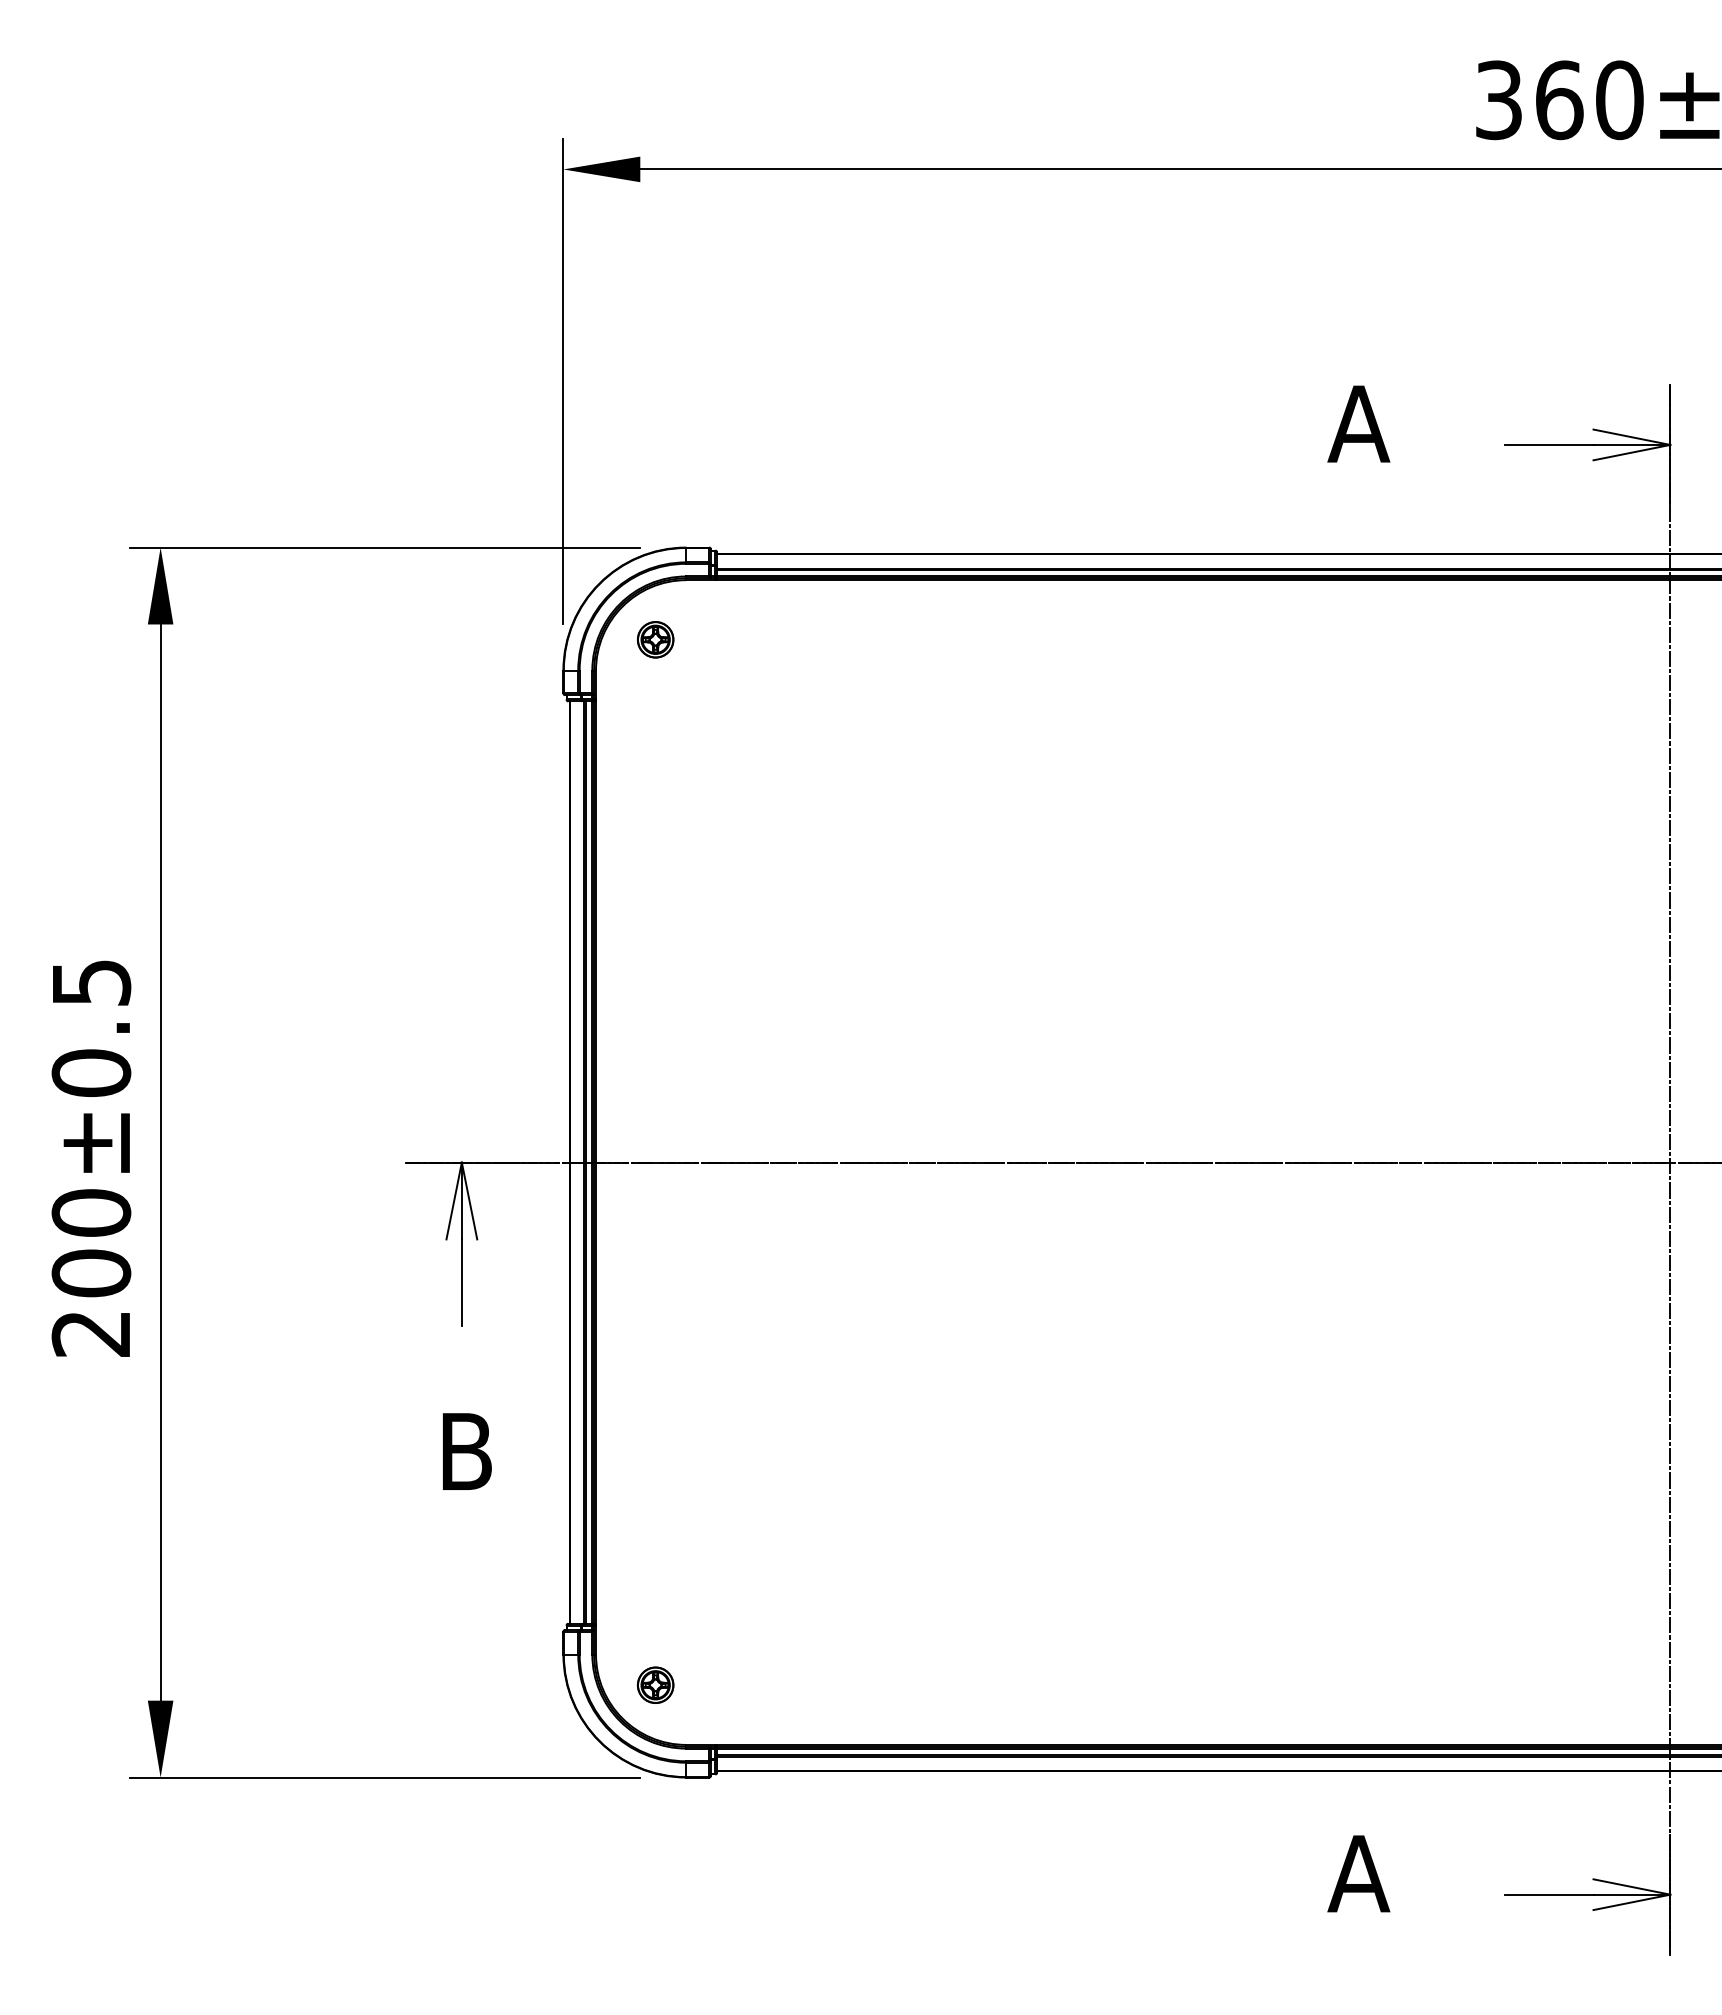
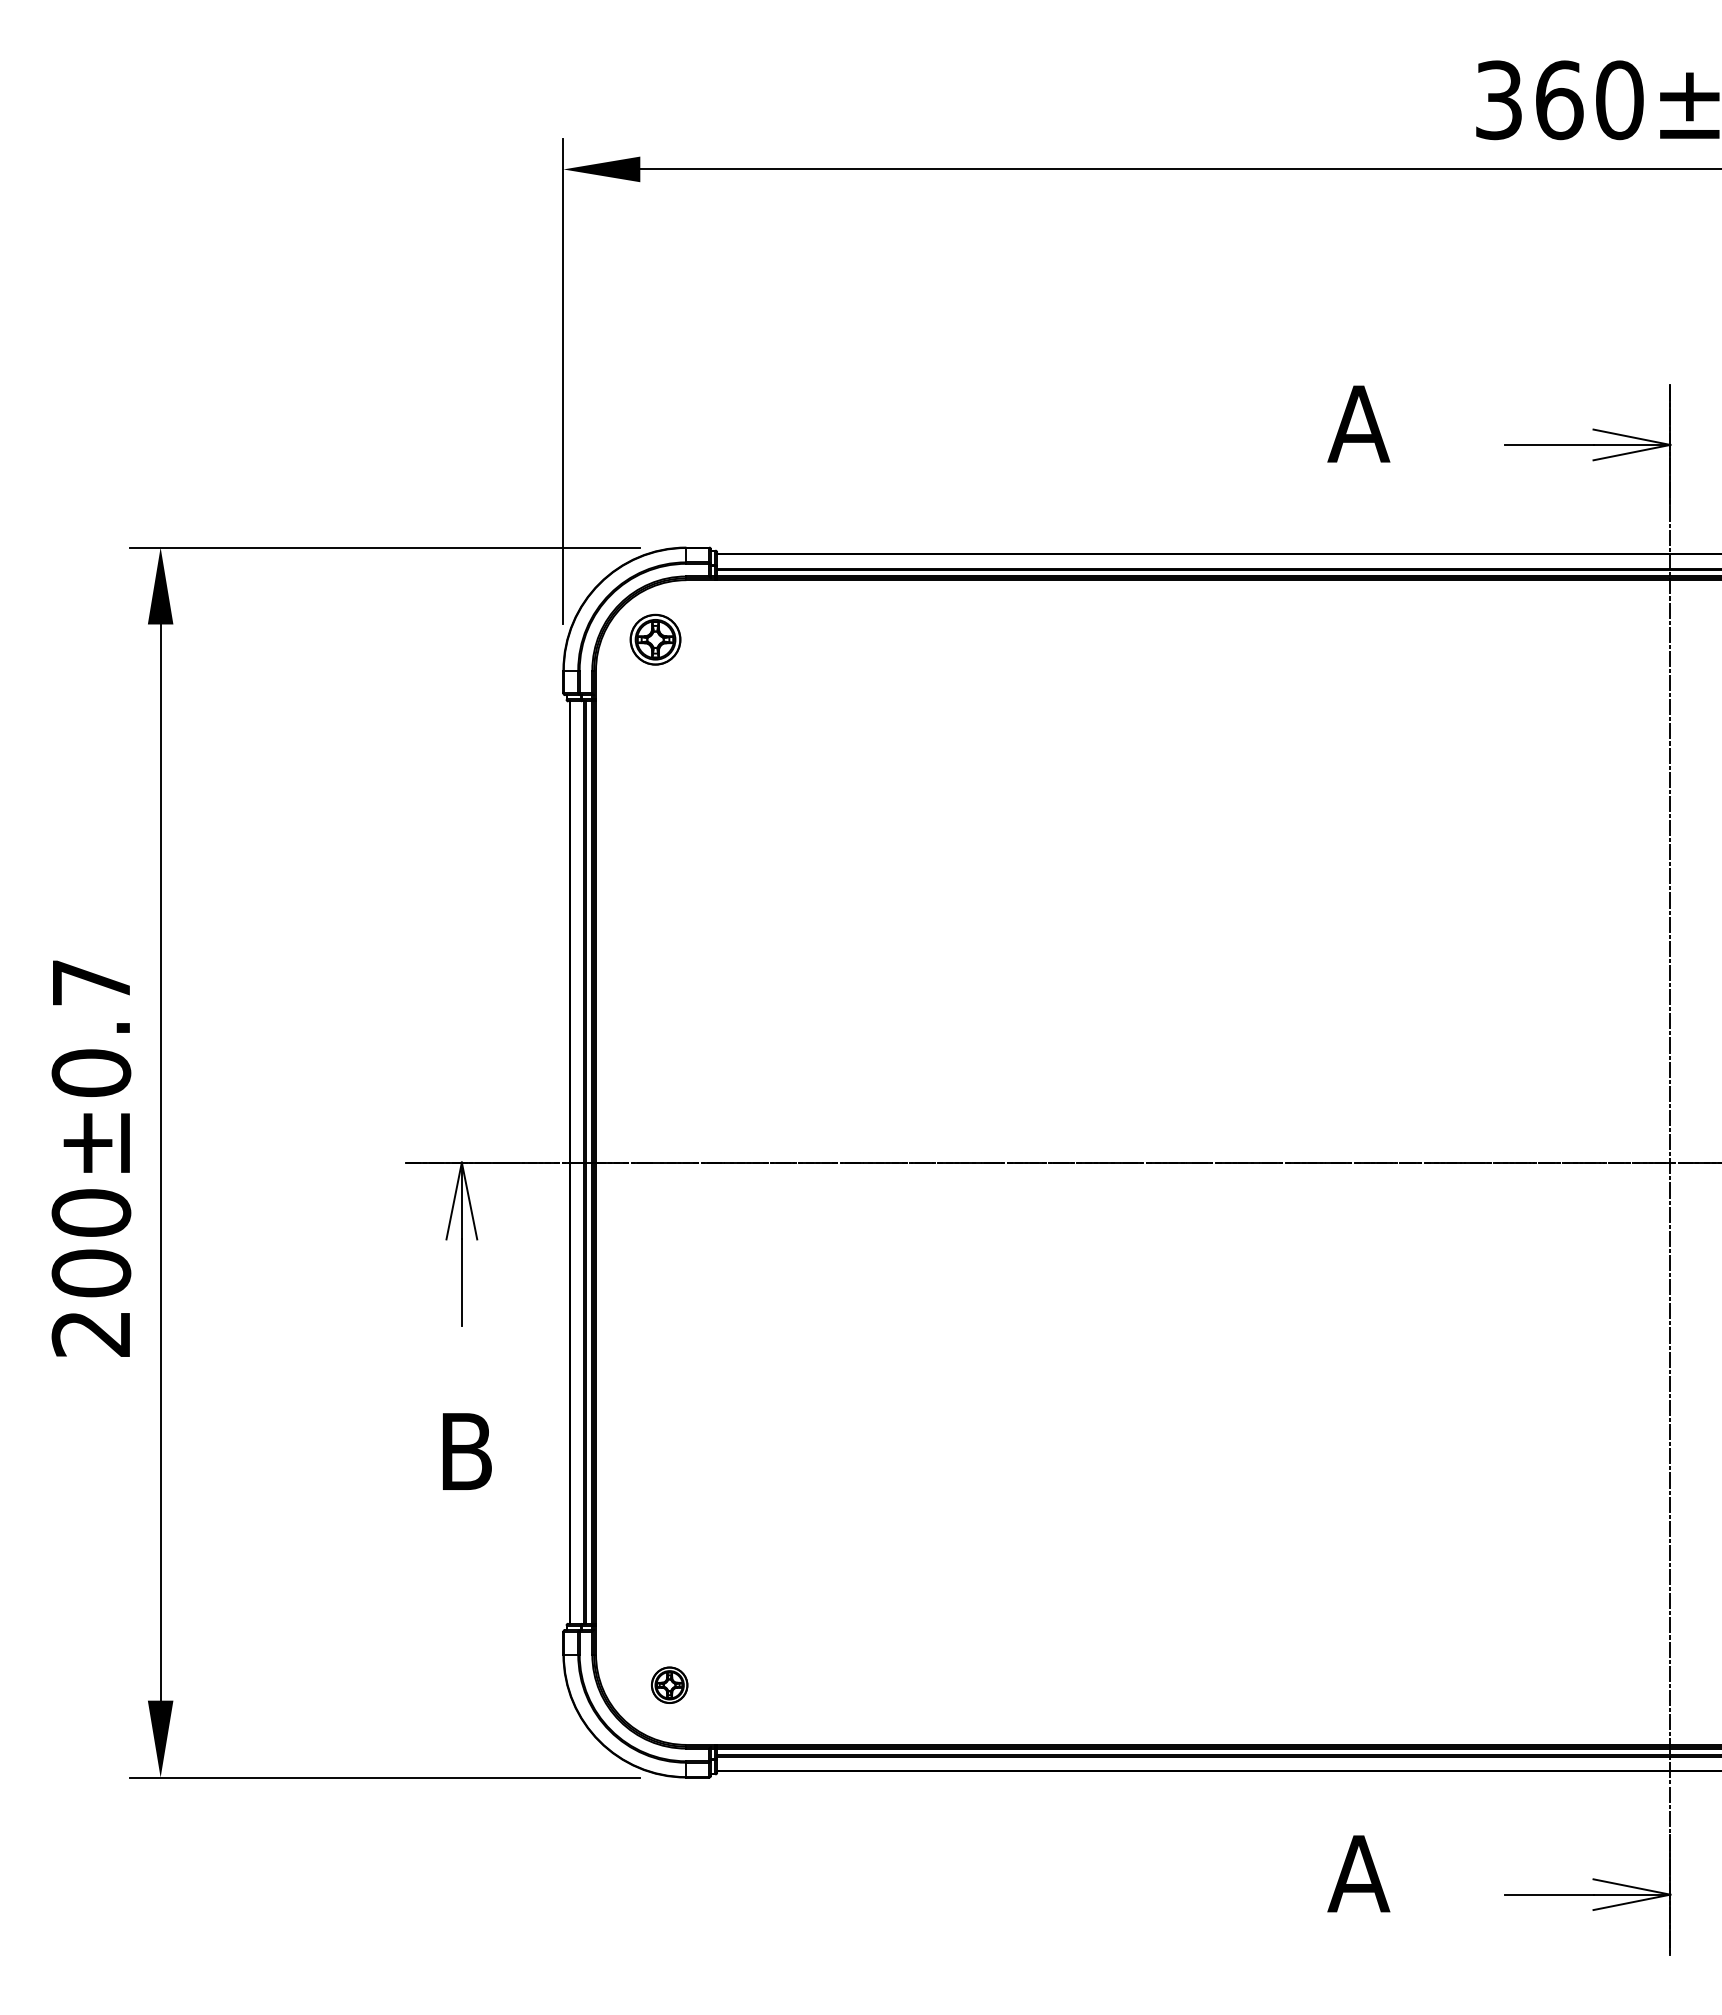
part size: 38x38 px -> 53x53 px (655, 639)
text: 200±0.5 -> 200±0.7 (92, 982)
part position: (655, 1684) -> (669, 1684) (669, 1684)
